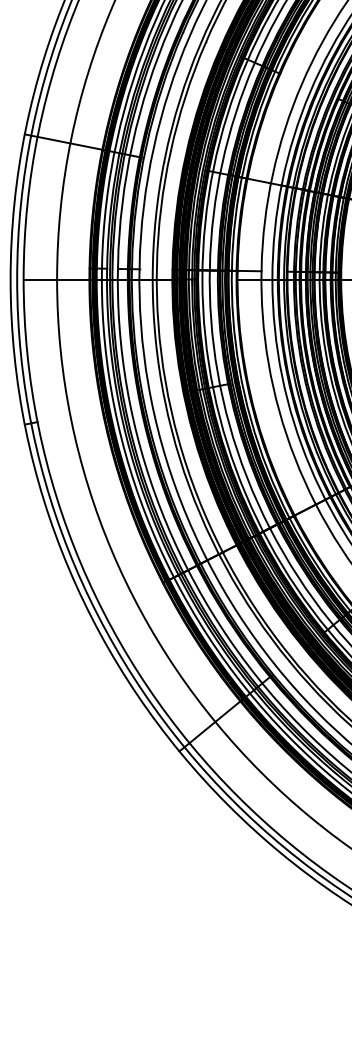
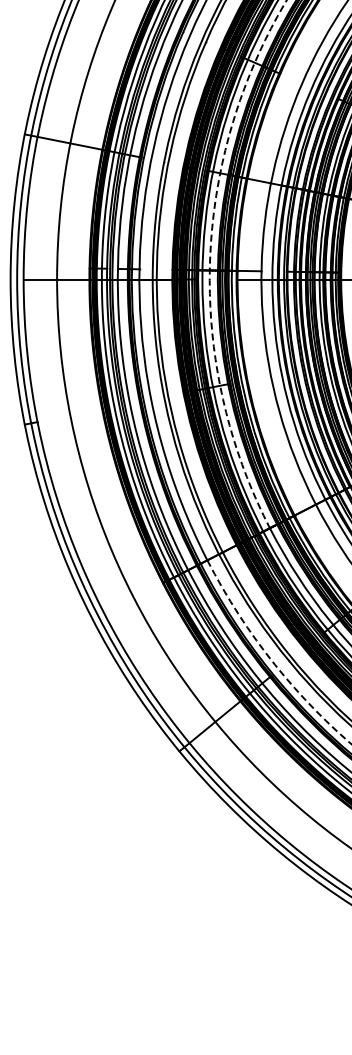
arc: solid -> dashed (210, 261)
arc: solid -> dashed (270, 659)
